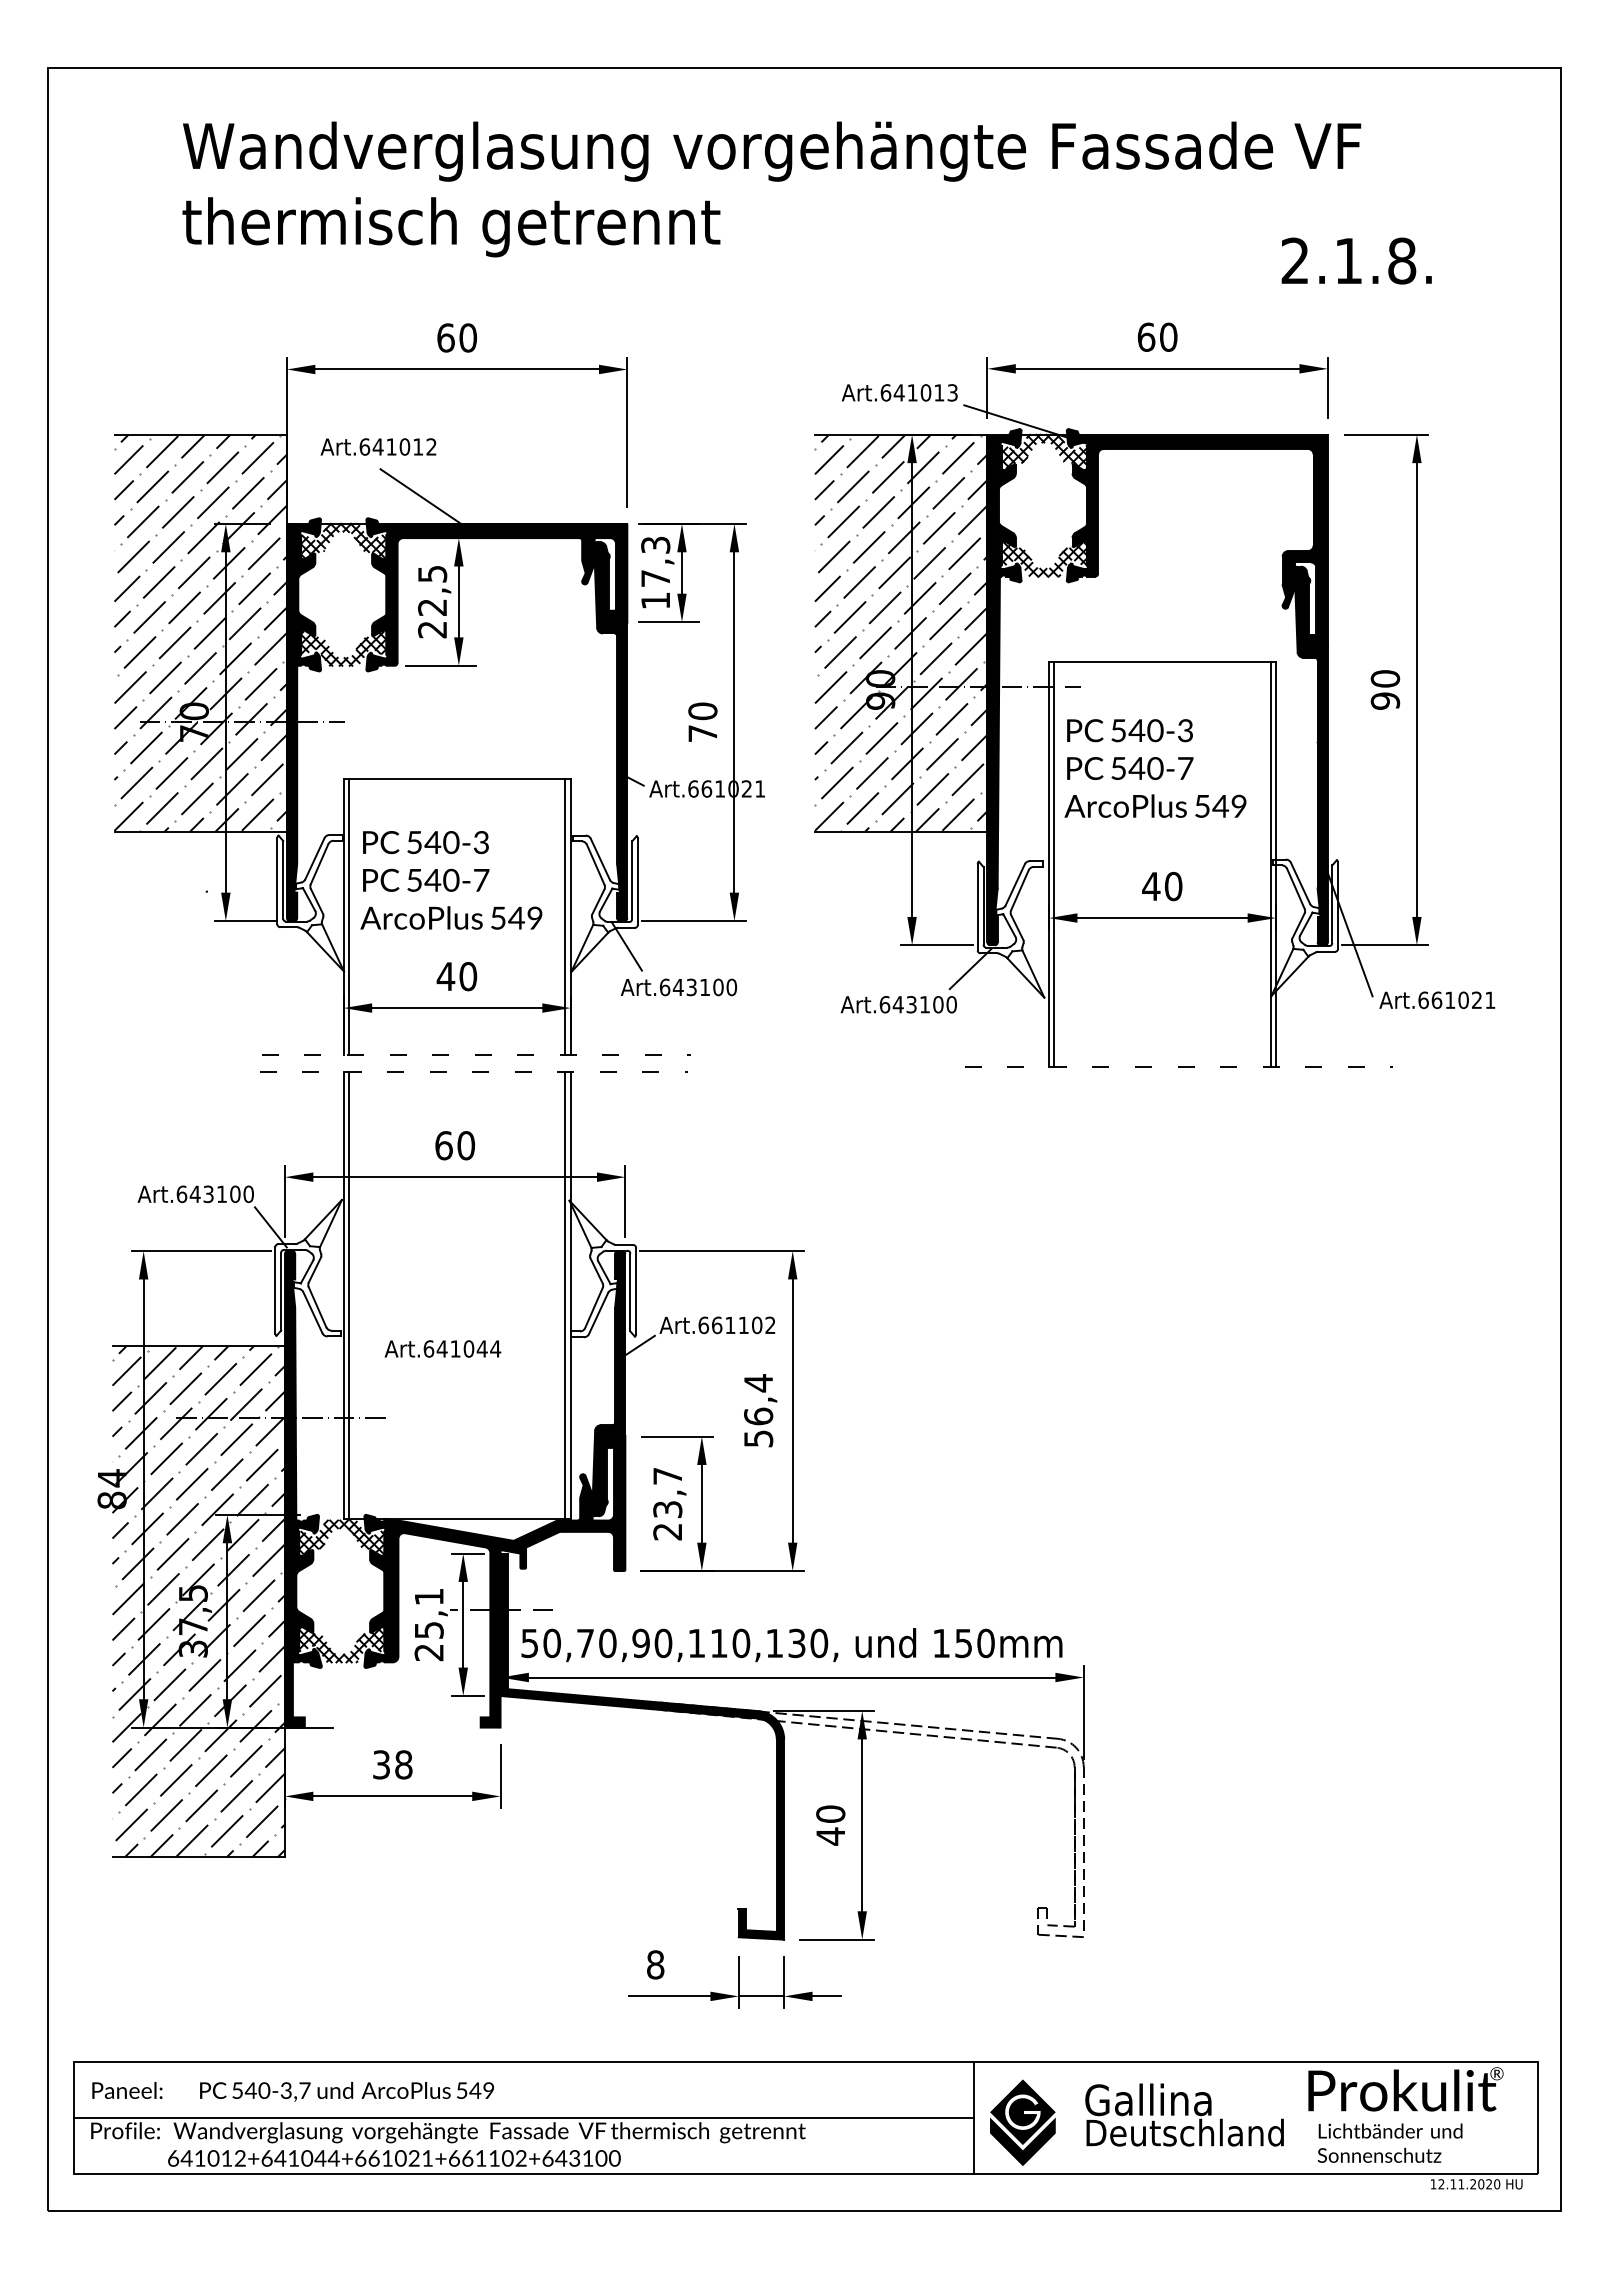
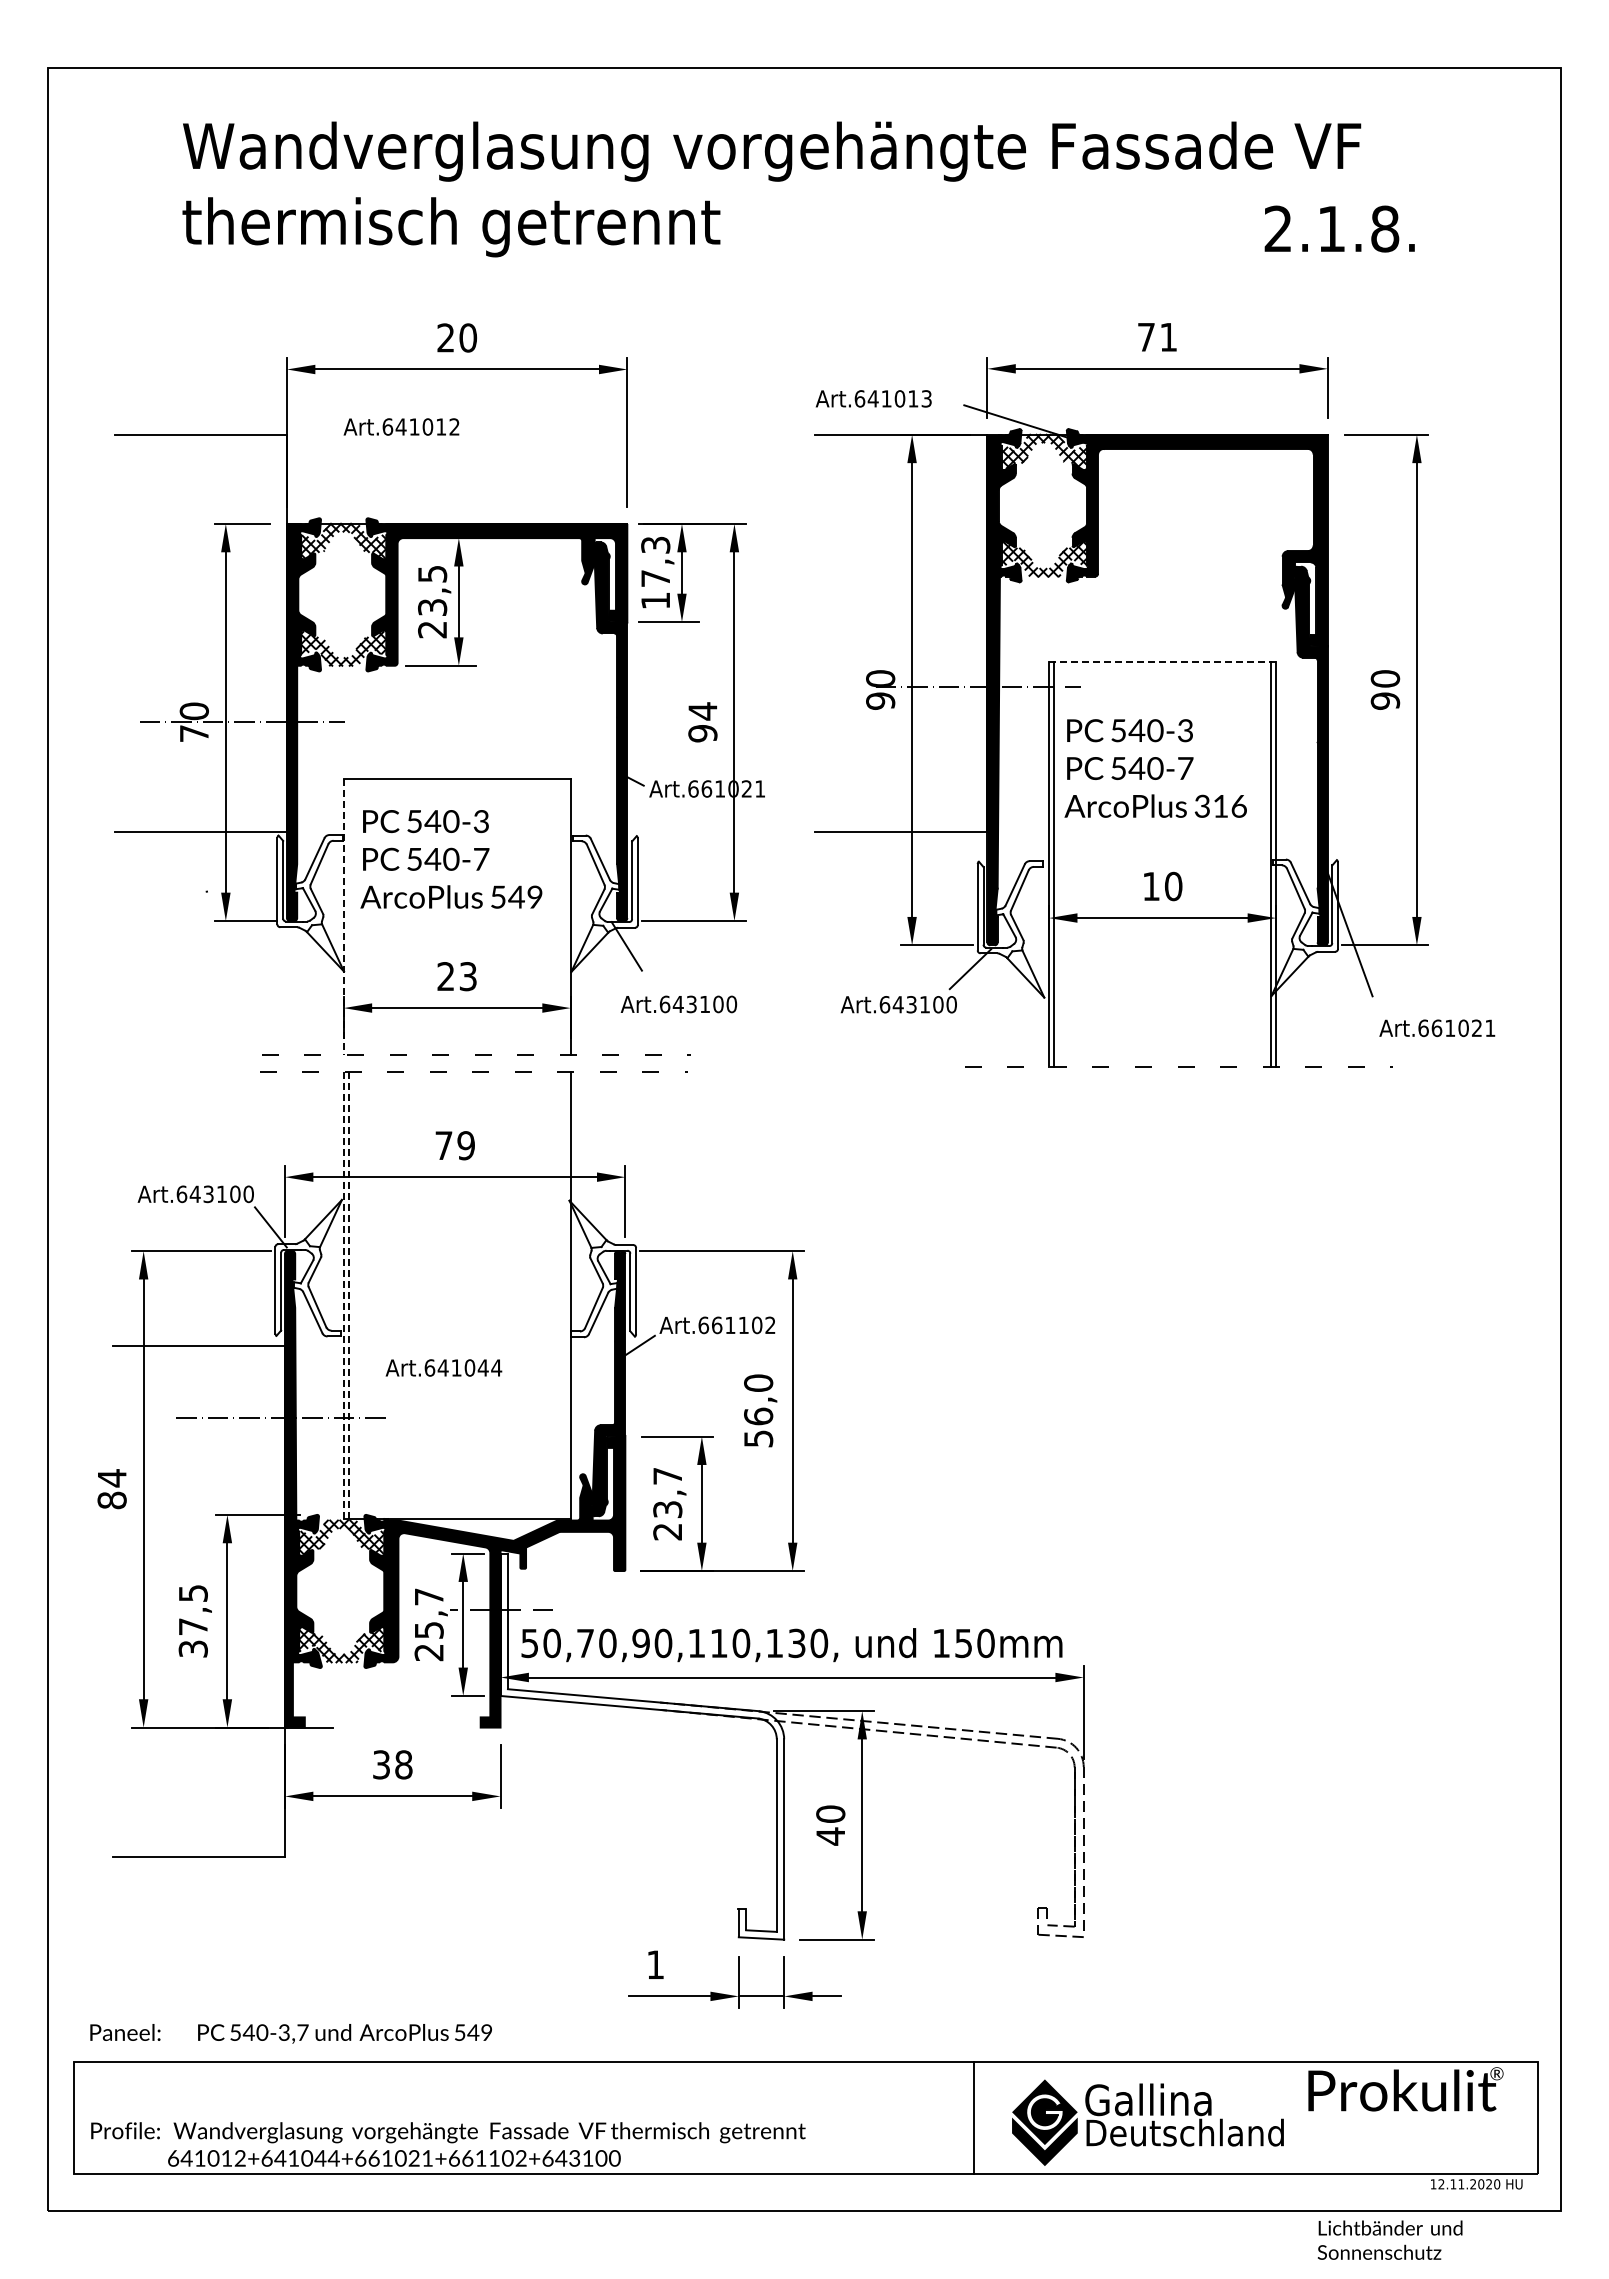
text position: (1356, 260) -> (1339, 228) (1339, 228)
text: 60 -> 71 (1157, 336)
text: 60 -> 20 (445, 337)
text position: (899, 392) -> (873, 398) (873, 398)
text position: (378, 446) -> (401, 426) (401, 426)
line: present -> none (420, 496)
text: 22,5 -> 23,5 (432, 607)
hatch: present -> none (200, 632)
hatch: present -> none (900, 632)
line: solid -> dashed (1163, 661)
text: 70 -> 94 (702, 722)
text: 549 -> 316 (1220, 805)
text position: (451, 880) -> (451, 859) (451, 859)
text: 40 -> 10 (1151, 886)
line: present -> none (349, 916)
line: present -> none (565, 916)
line: solid -> dashed (343, 917)
text: 40 -> 23 (456, 976)
text position: (678, 987) -> (678, 1004) (678, 1004)
text position: (1437, 1000) -> (1437, 1028) (1437, 1028)
text: 60 -> 79 (455, 1145)
line: solid -> dashed (343, 1294)
line: solid -> dashed (349, 1294)
line: present -> none (565, 1294)
text position: (442, 1348) -> (443, 1367) (443, 1367)
text: 56,4 -> 56,0 (758, 1383)
text: 25,1 -> 25,7 (429, 1596)
hatch: present -> none (198, 1601)
fill: present -> none (642, 1746)
text: 8 -> 1 (655, 1964)
text position: (292, 2091) -> (290, 2033) (290, 2033)
line: present -> none (523, 2118)
part position: (1022, 2122) -> (1044, 2122) (1044, 2122)
text position: (1390, 2142) -> (1390, 2239) (1390, 2239)
